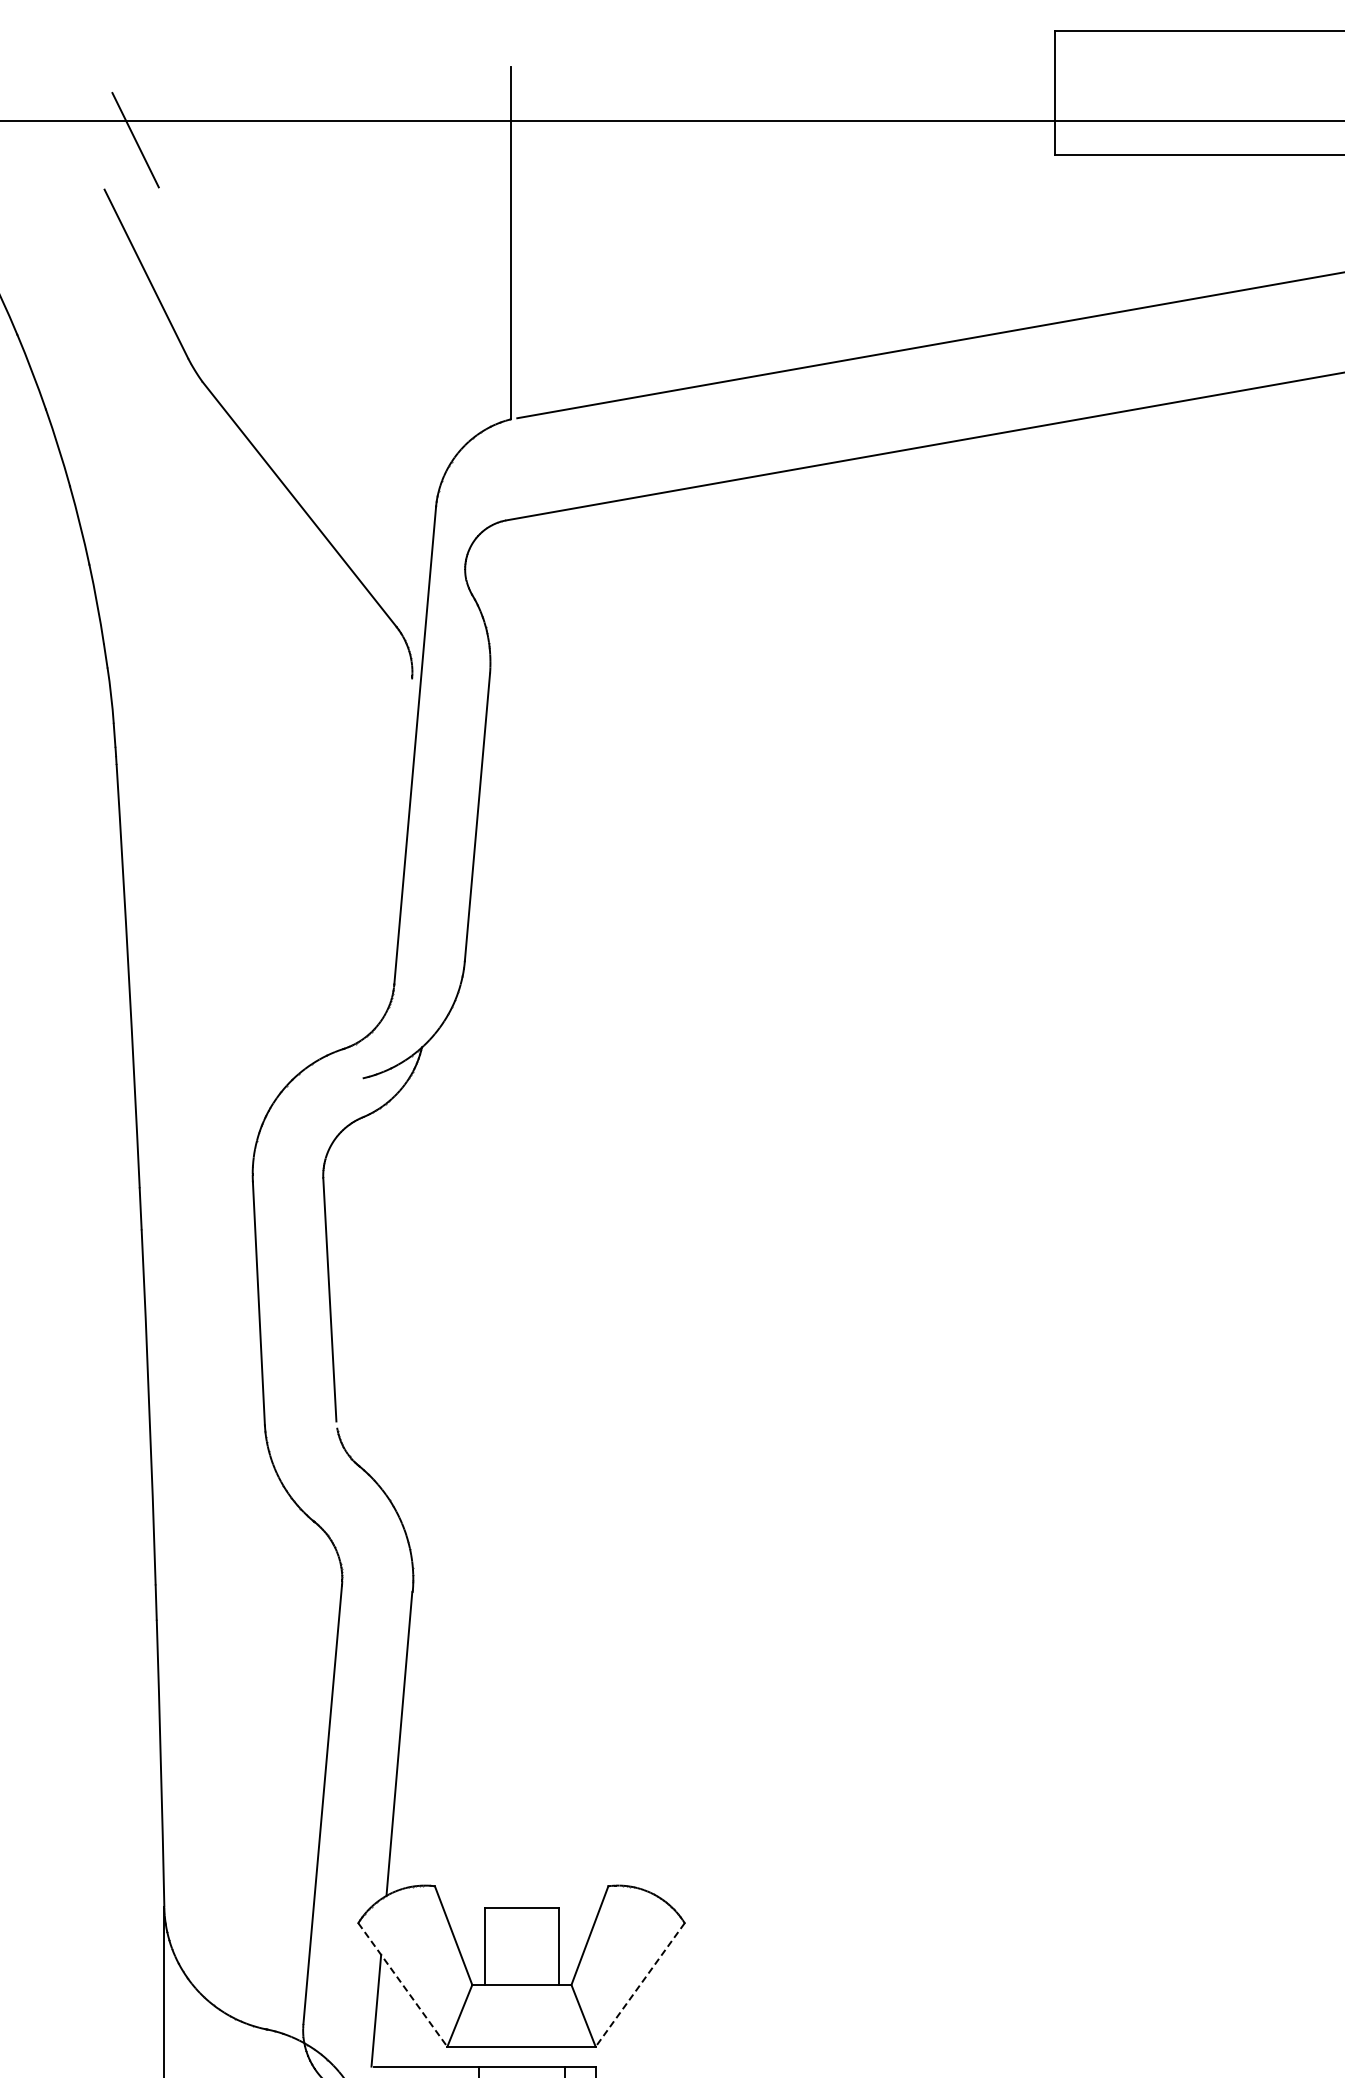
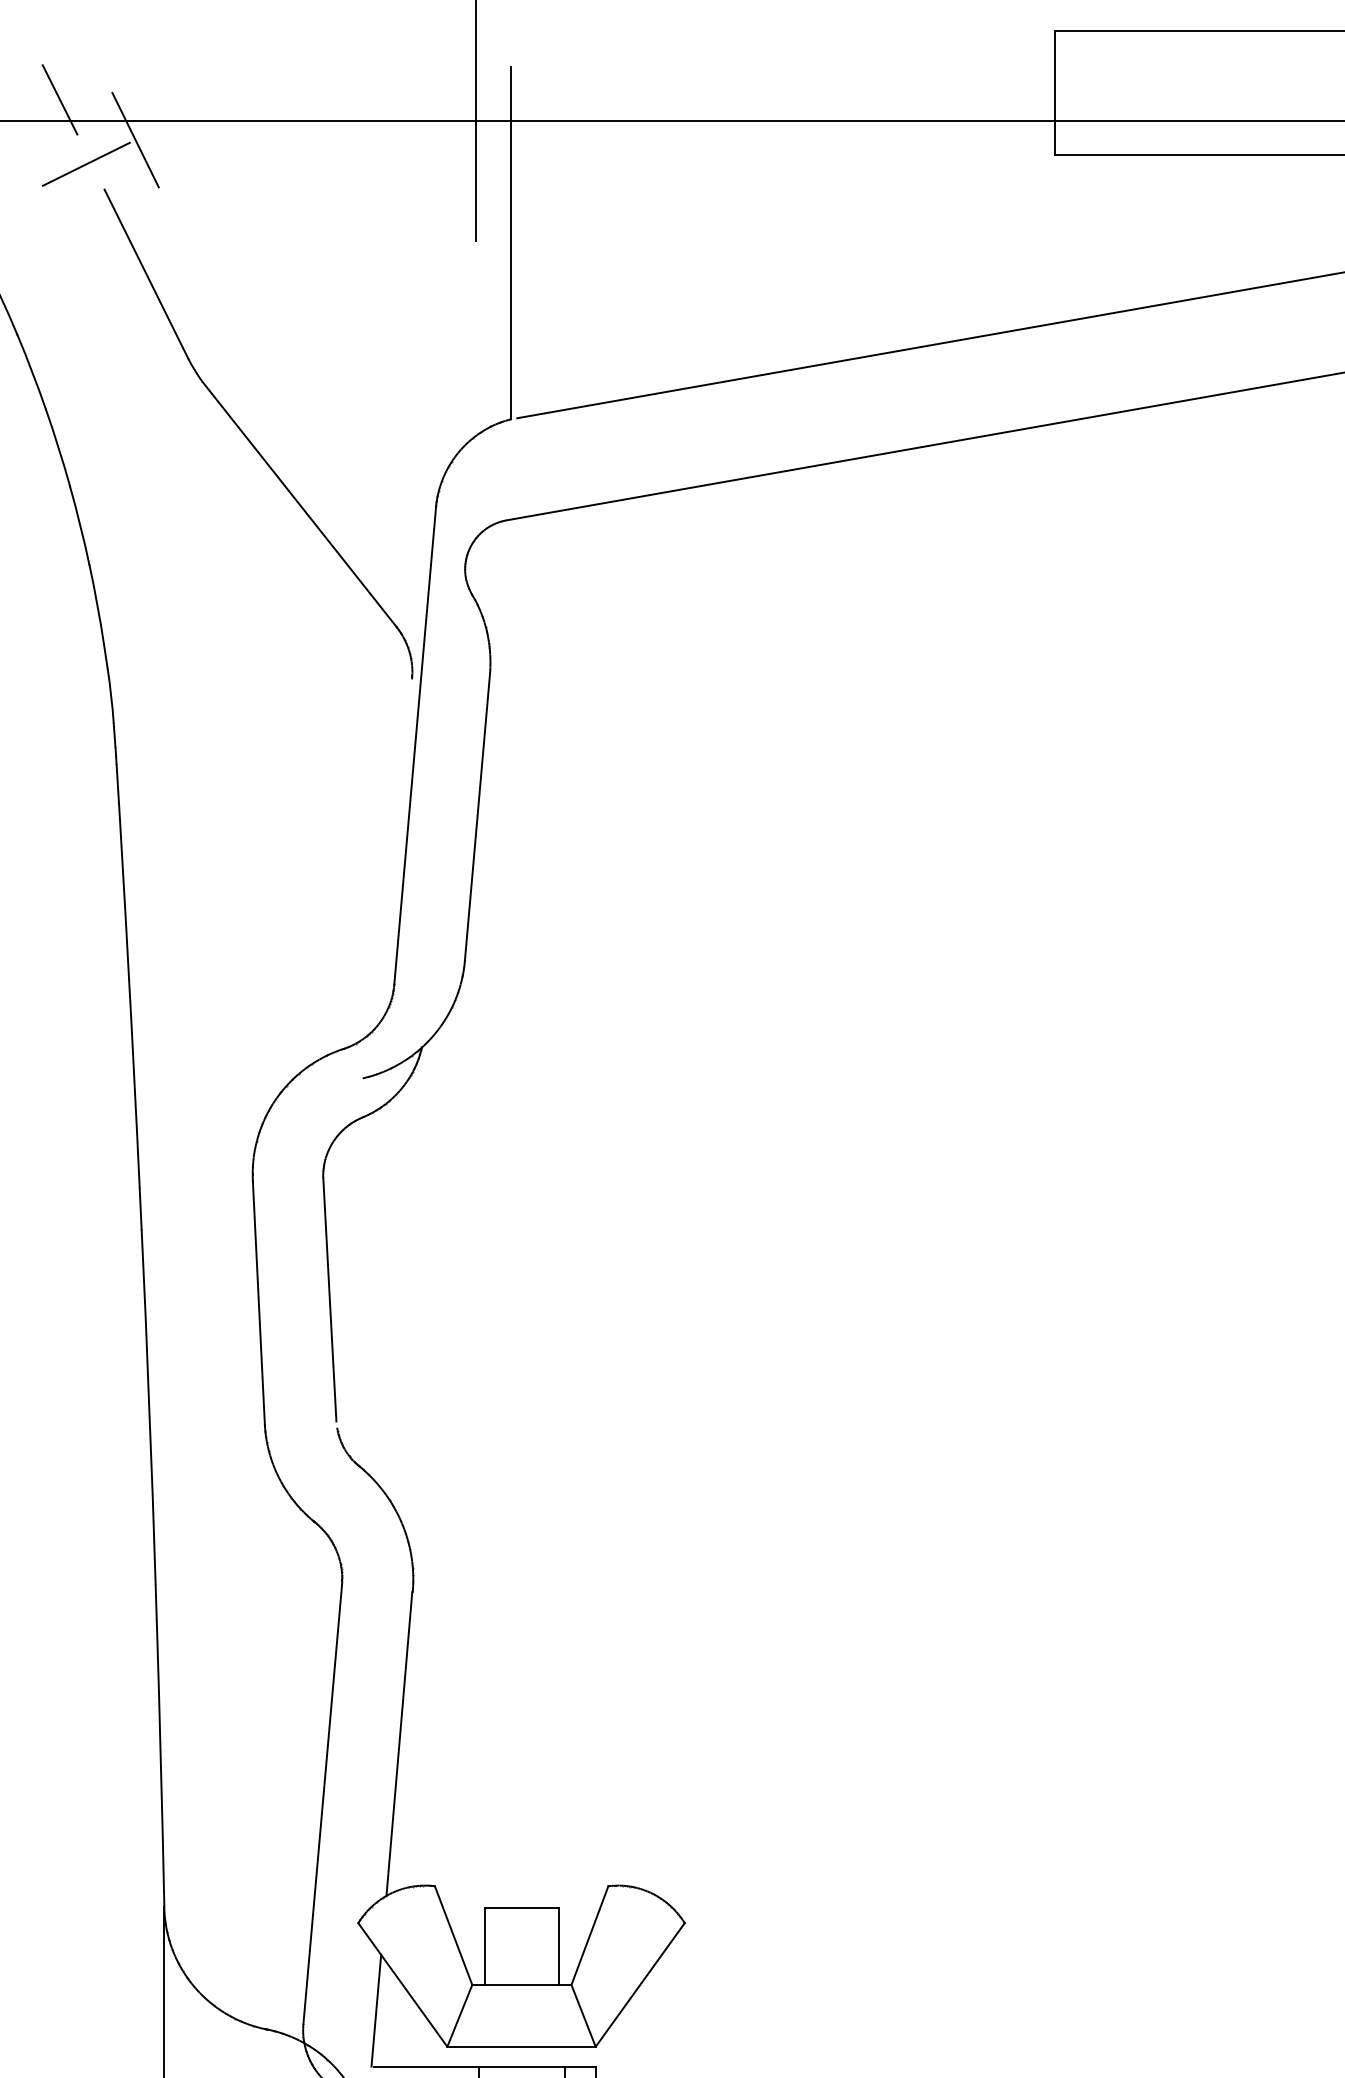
line: none -> present (59, 99)
line: none -> present (476, 121)
line: none -> present (91, 161)
line: dashed -> solid (403, 1985)
line: dashed -> solid (639, 1985)
